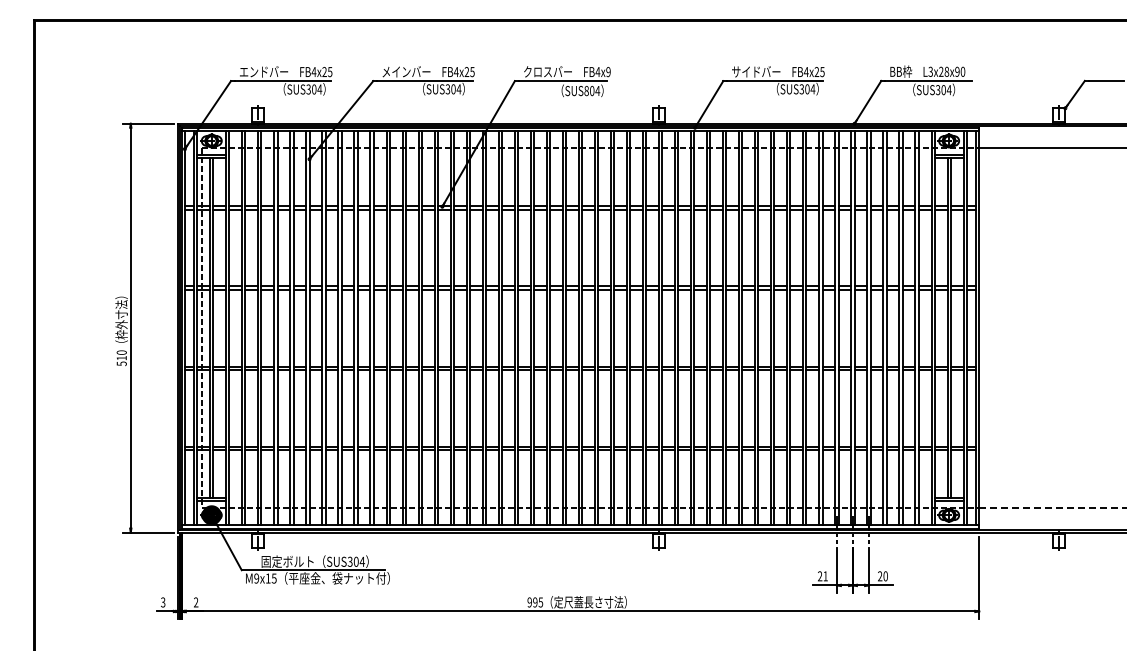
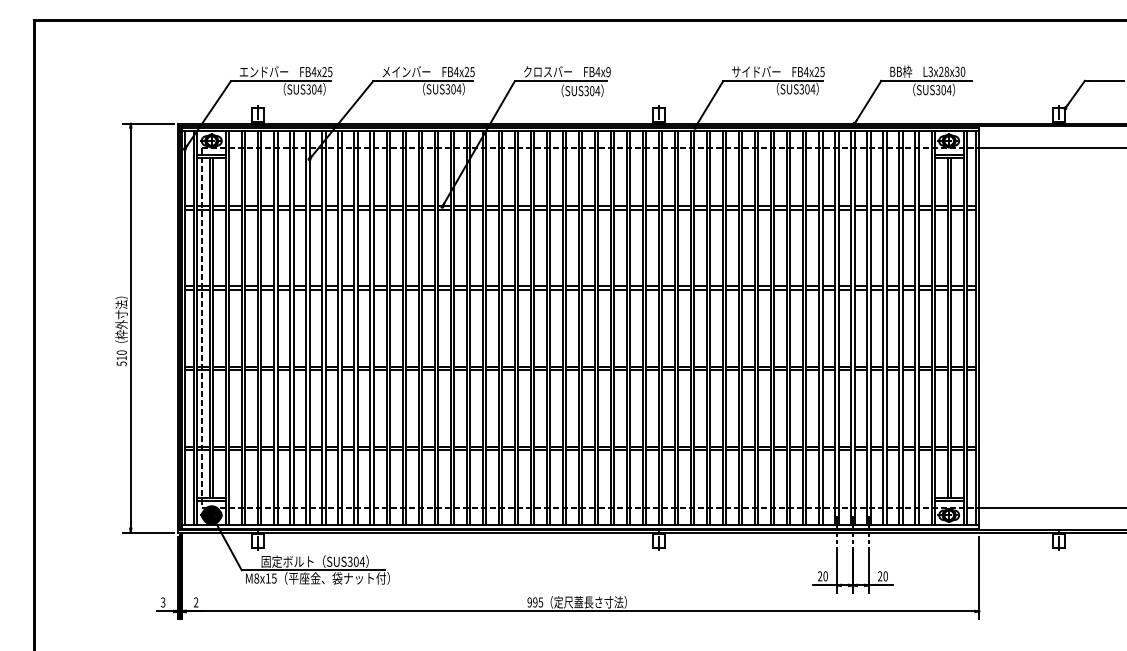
text: L3x28x90 -> L3x28x30 (957, 71)
text: SUS804 -> SUS304 (586, 90)
line: dashed -> solid (1052, 508)
text: 21 -> 20 (825, 576)
text: M9x15 -> M8x15 (256, 578)
